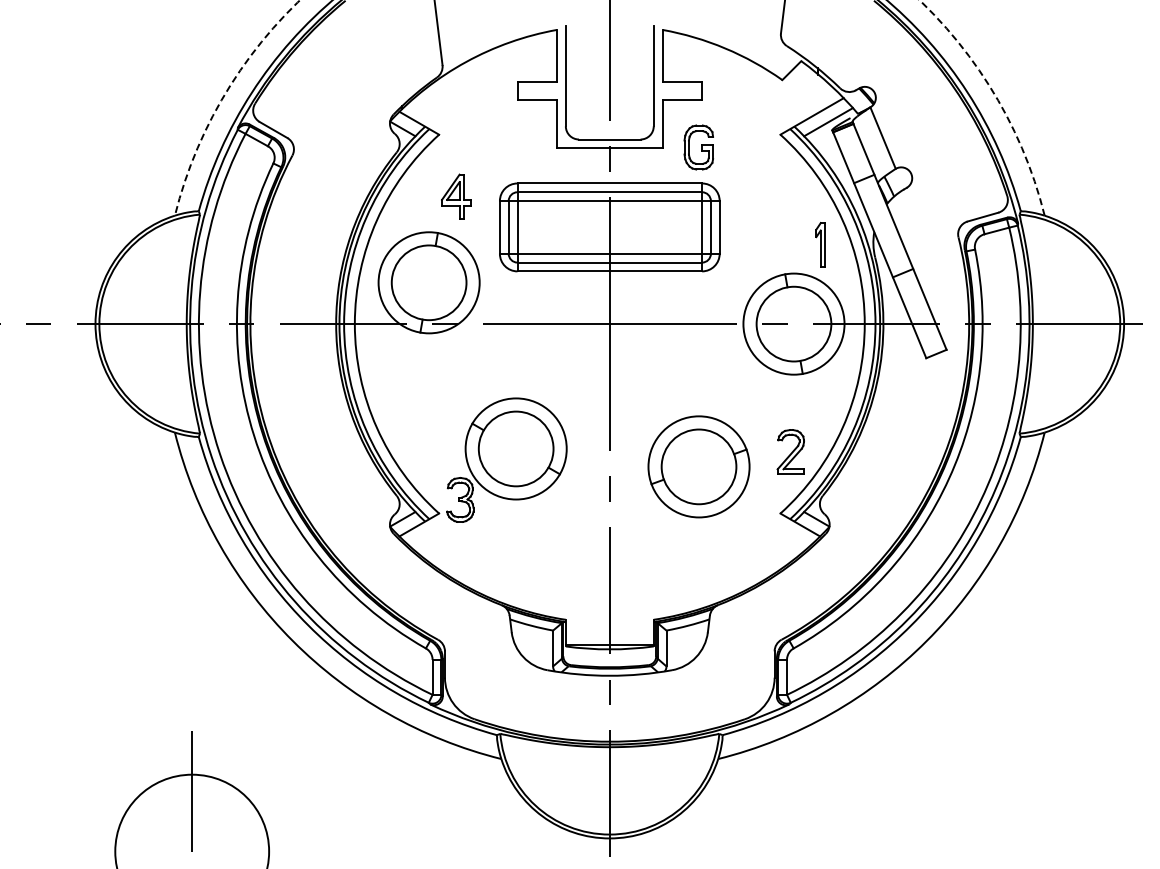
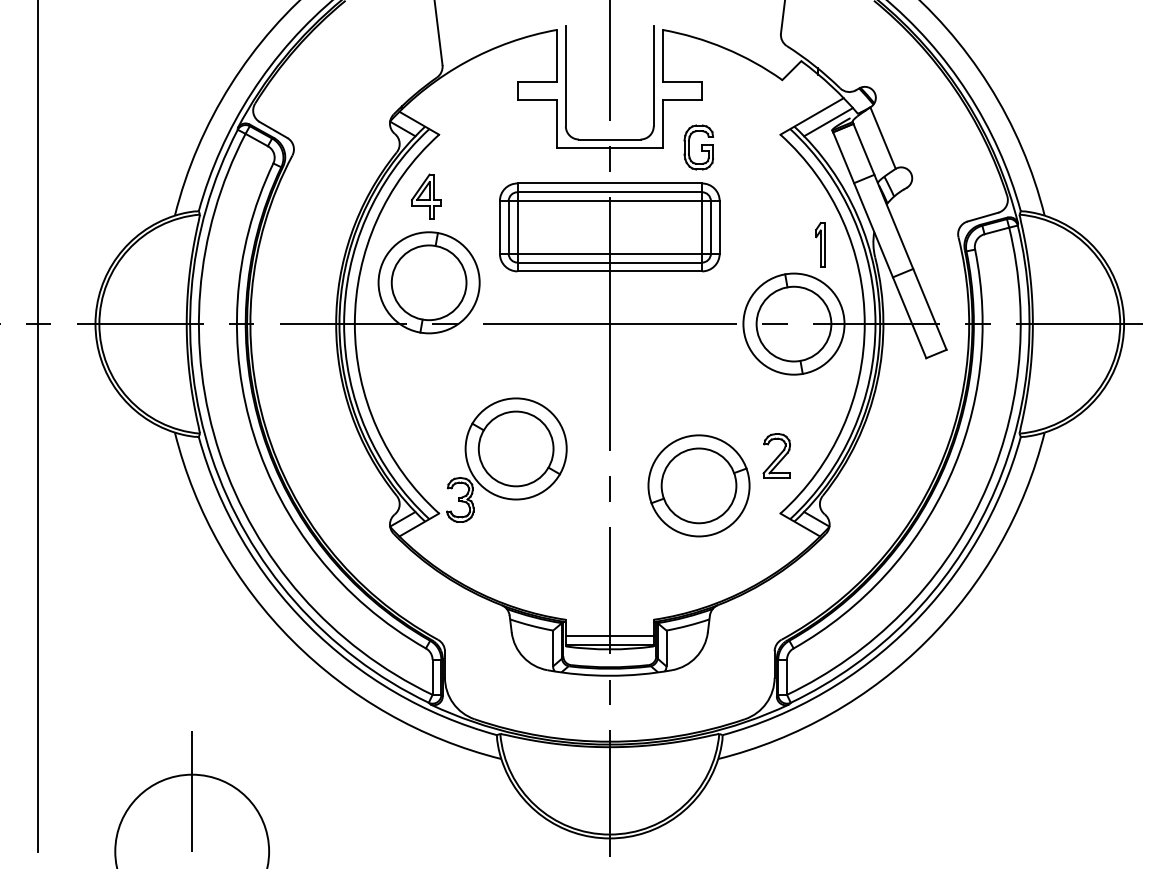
arc: dashed -> solid (997, 98)
arc: dashed -> solid (221, 99)
part position: (456, 196) -> (426, 196) (426, 196)
line: none -> present (38, 426)
part position: (790, 451) -> (776, 455) (776, 455)
part position: (698, 466) -> (698, 485) (698, 485)
line: none -> present (609, 636)
